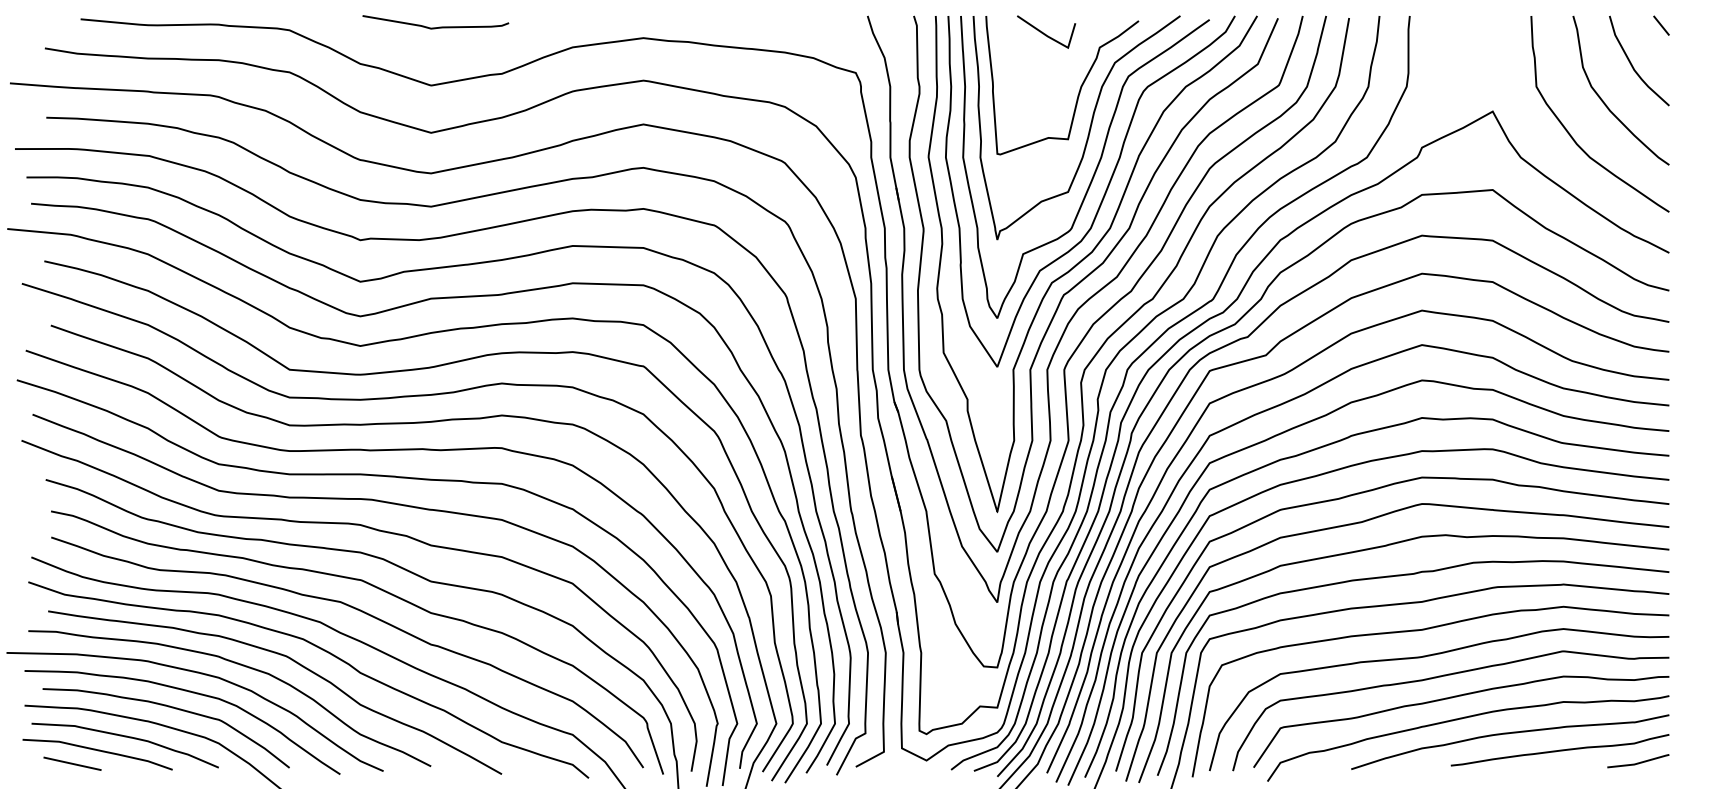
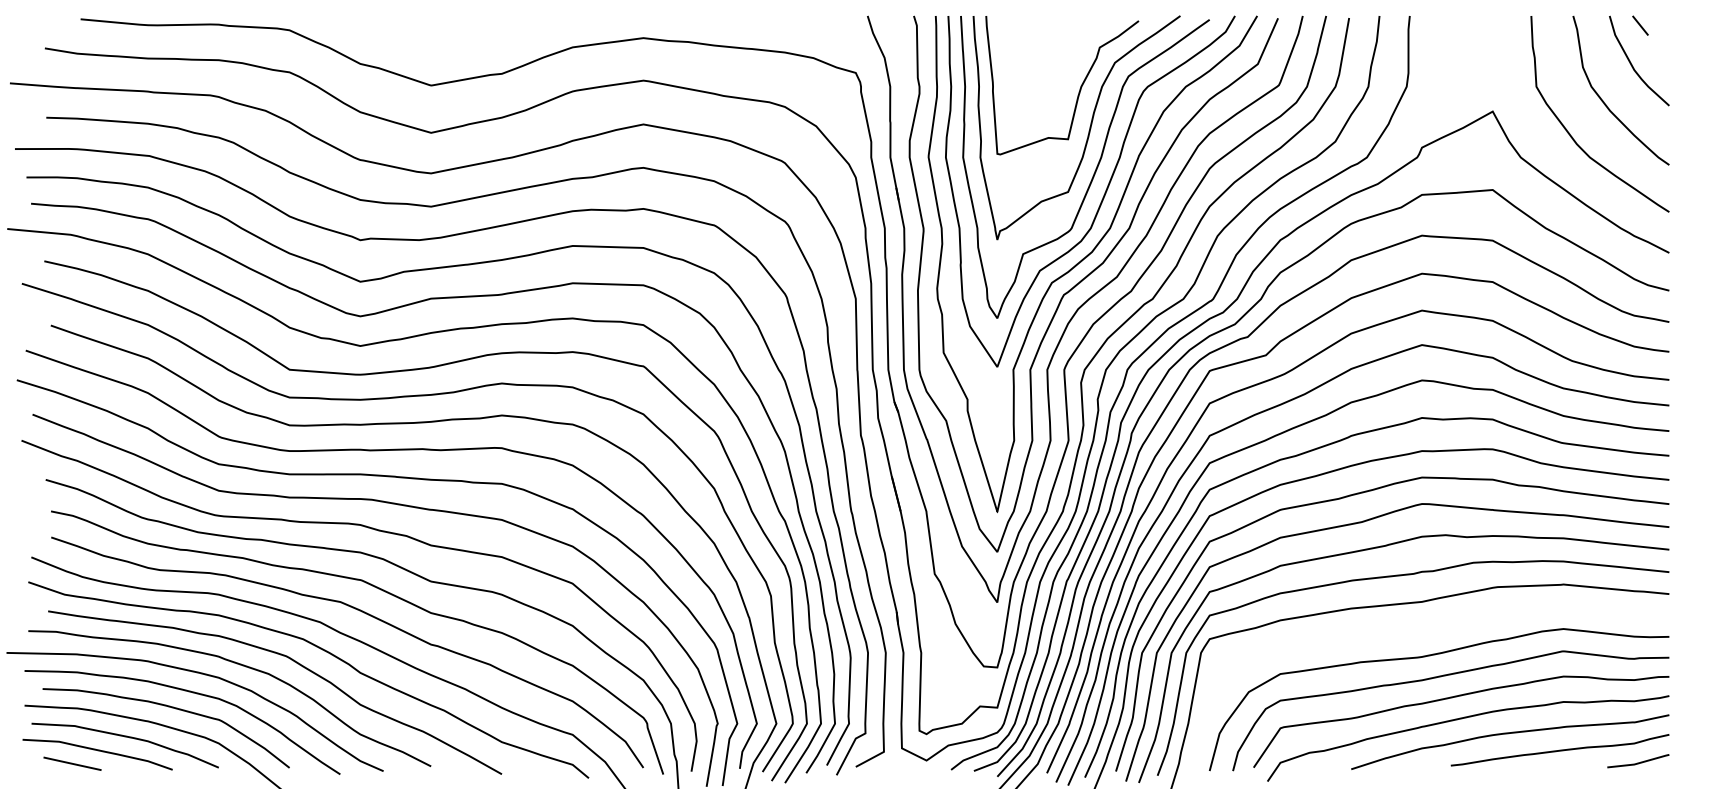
line position: (1661, 25) -> (1640, 25) (1640, 25)
curve: present -> none (435, 27)
line: present -> none (1045, 33)
curve: present -> none (1418, 631)
